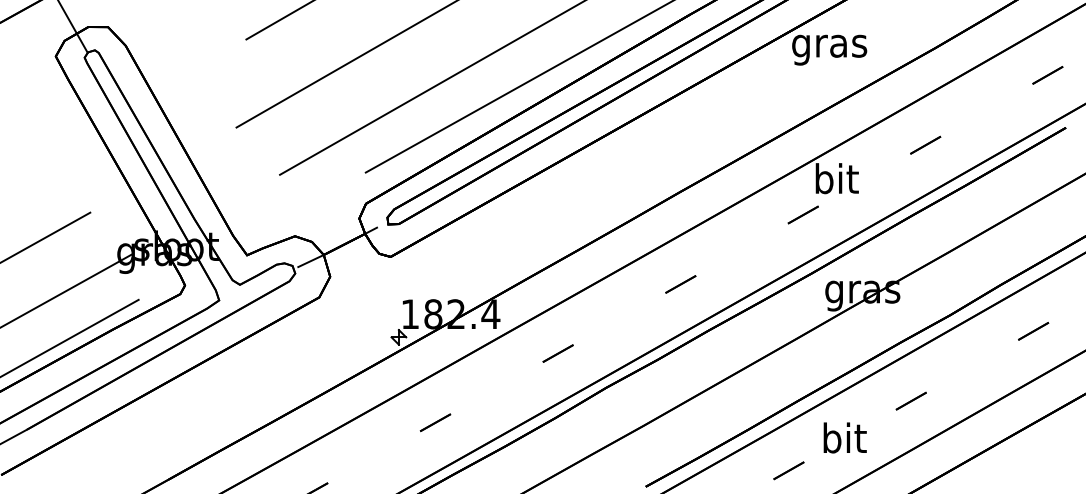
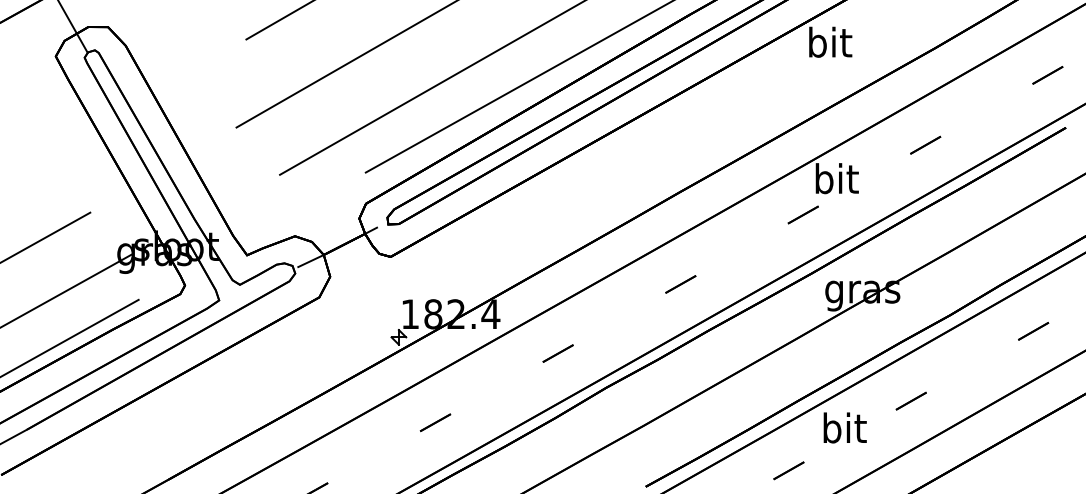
text: gras -> bit (829, 45)
text position: (844, 437) -> (844, 427) (844, 427)
